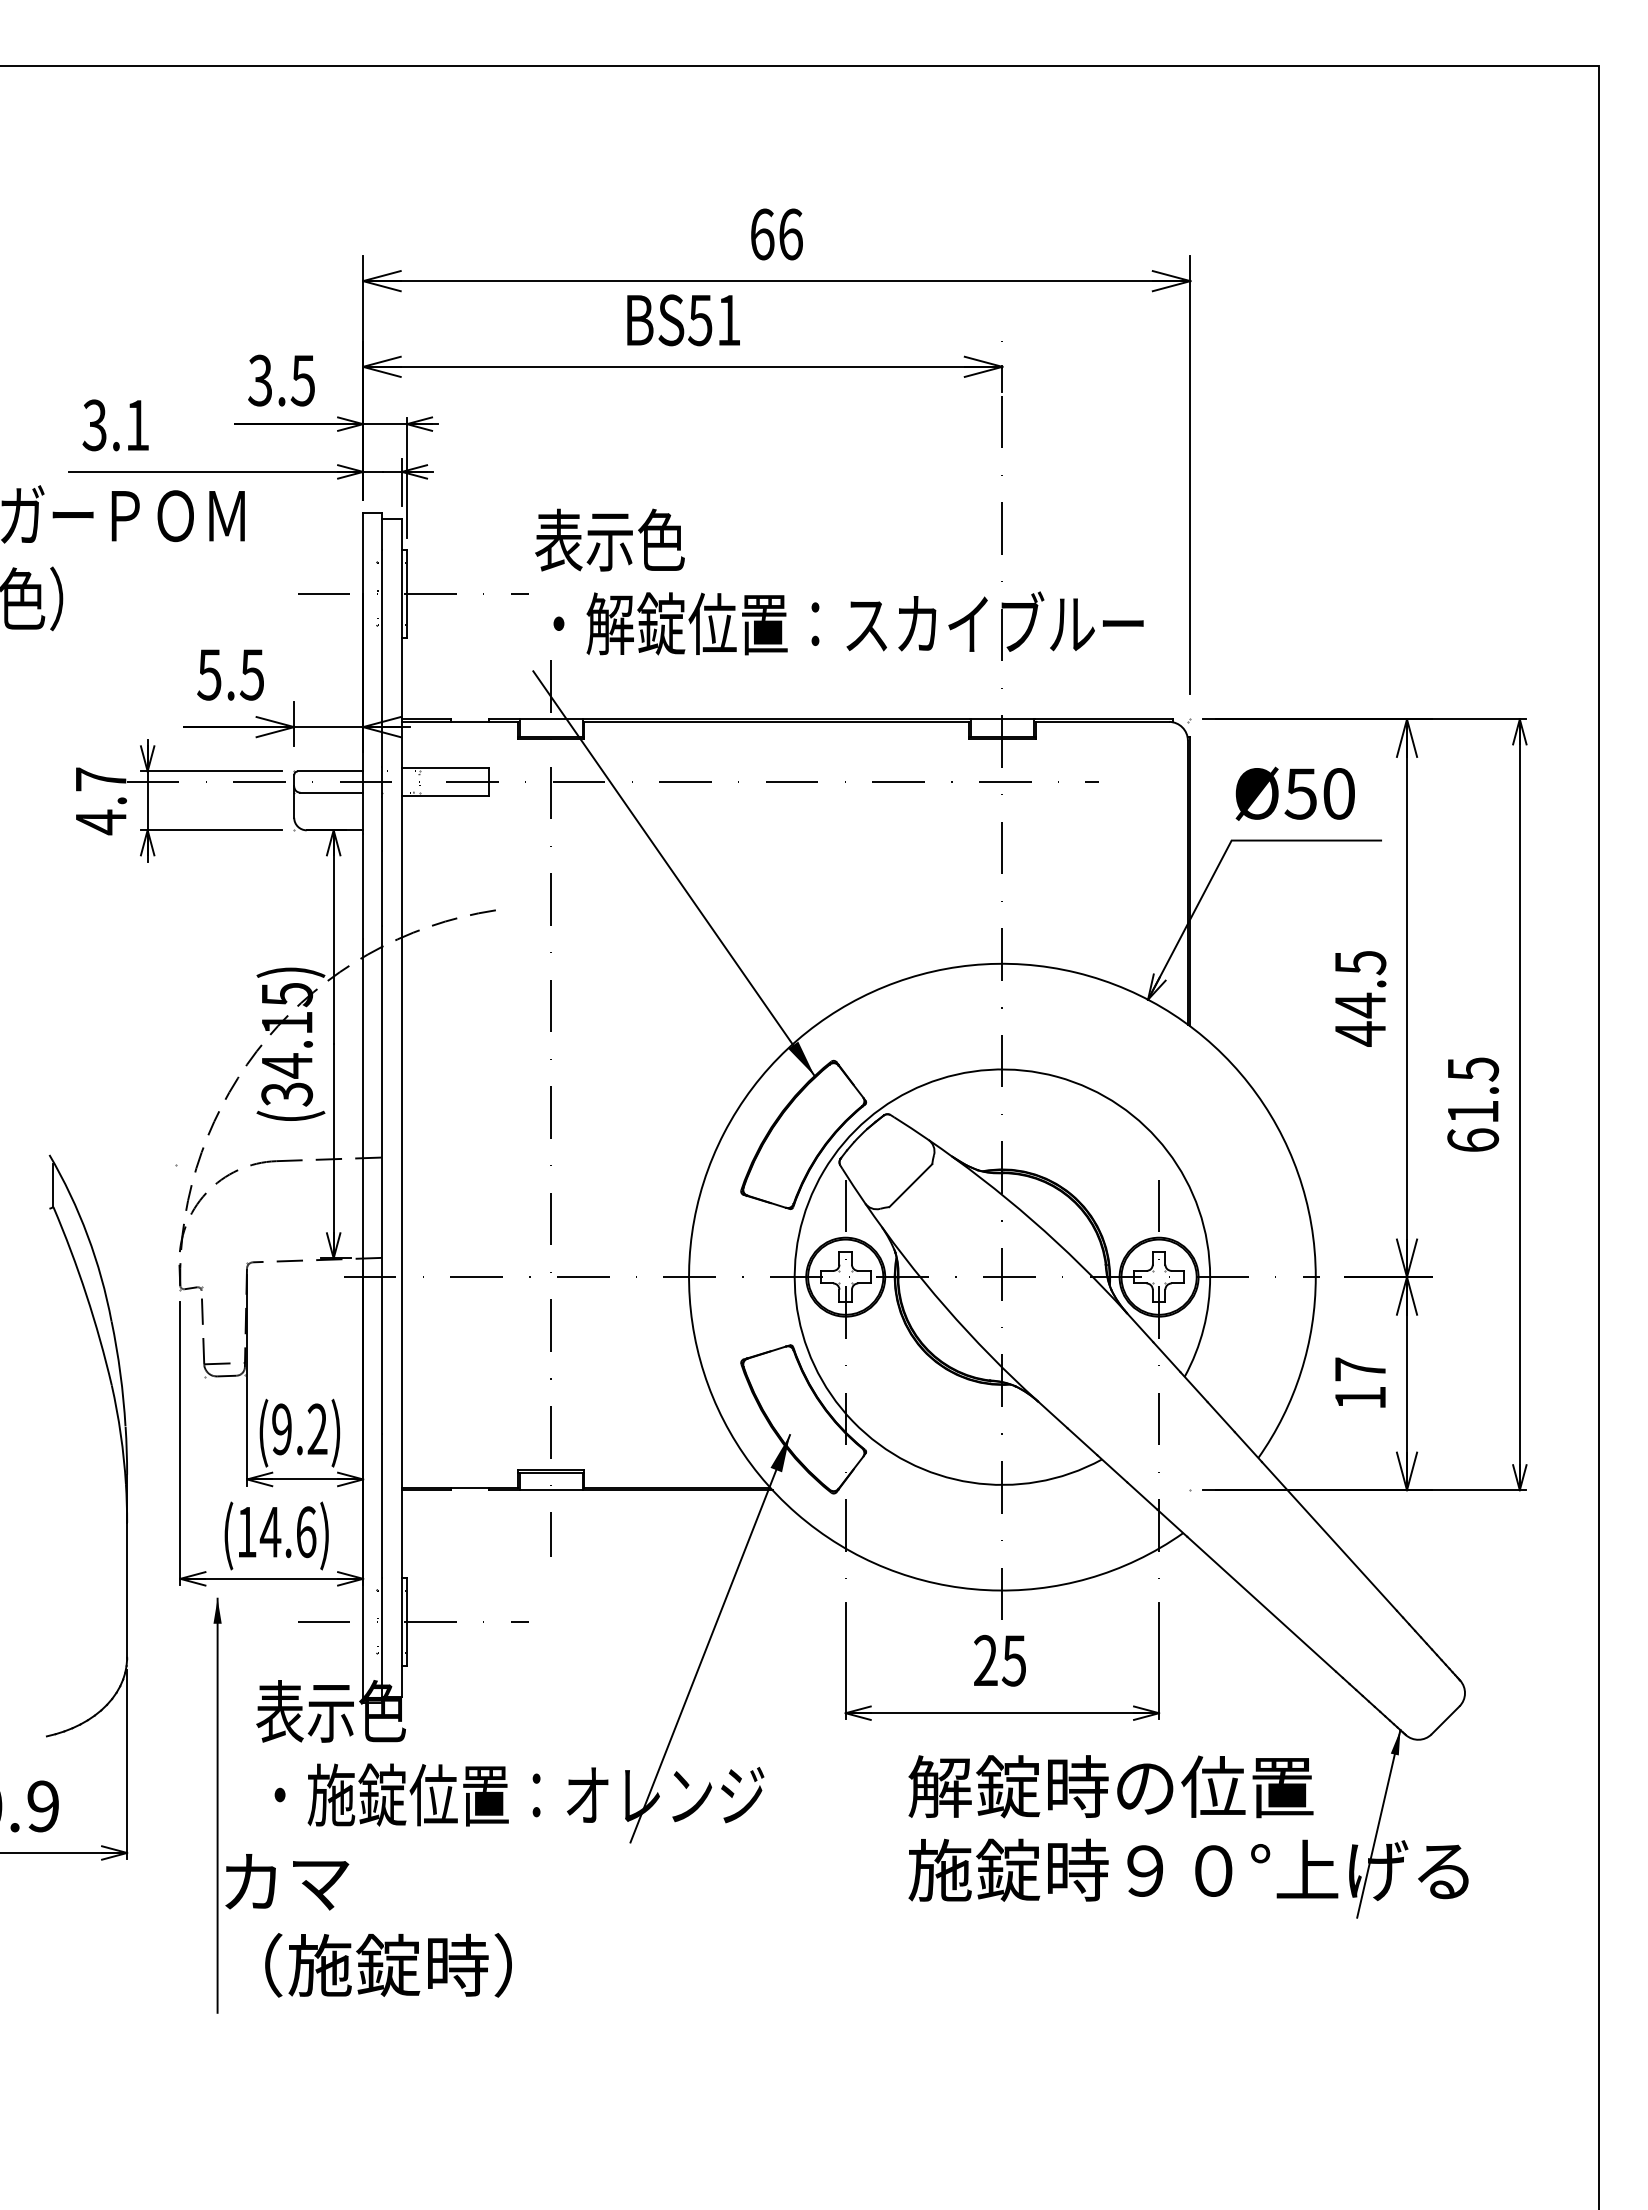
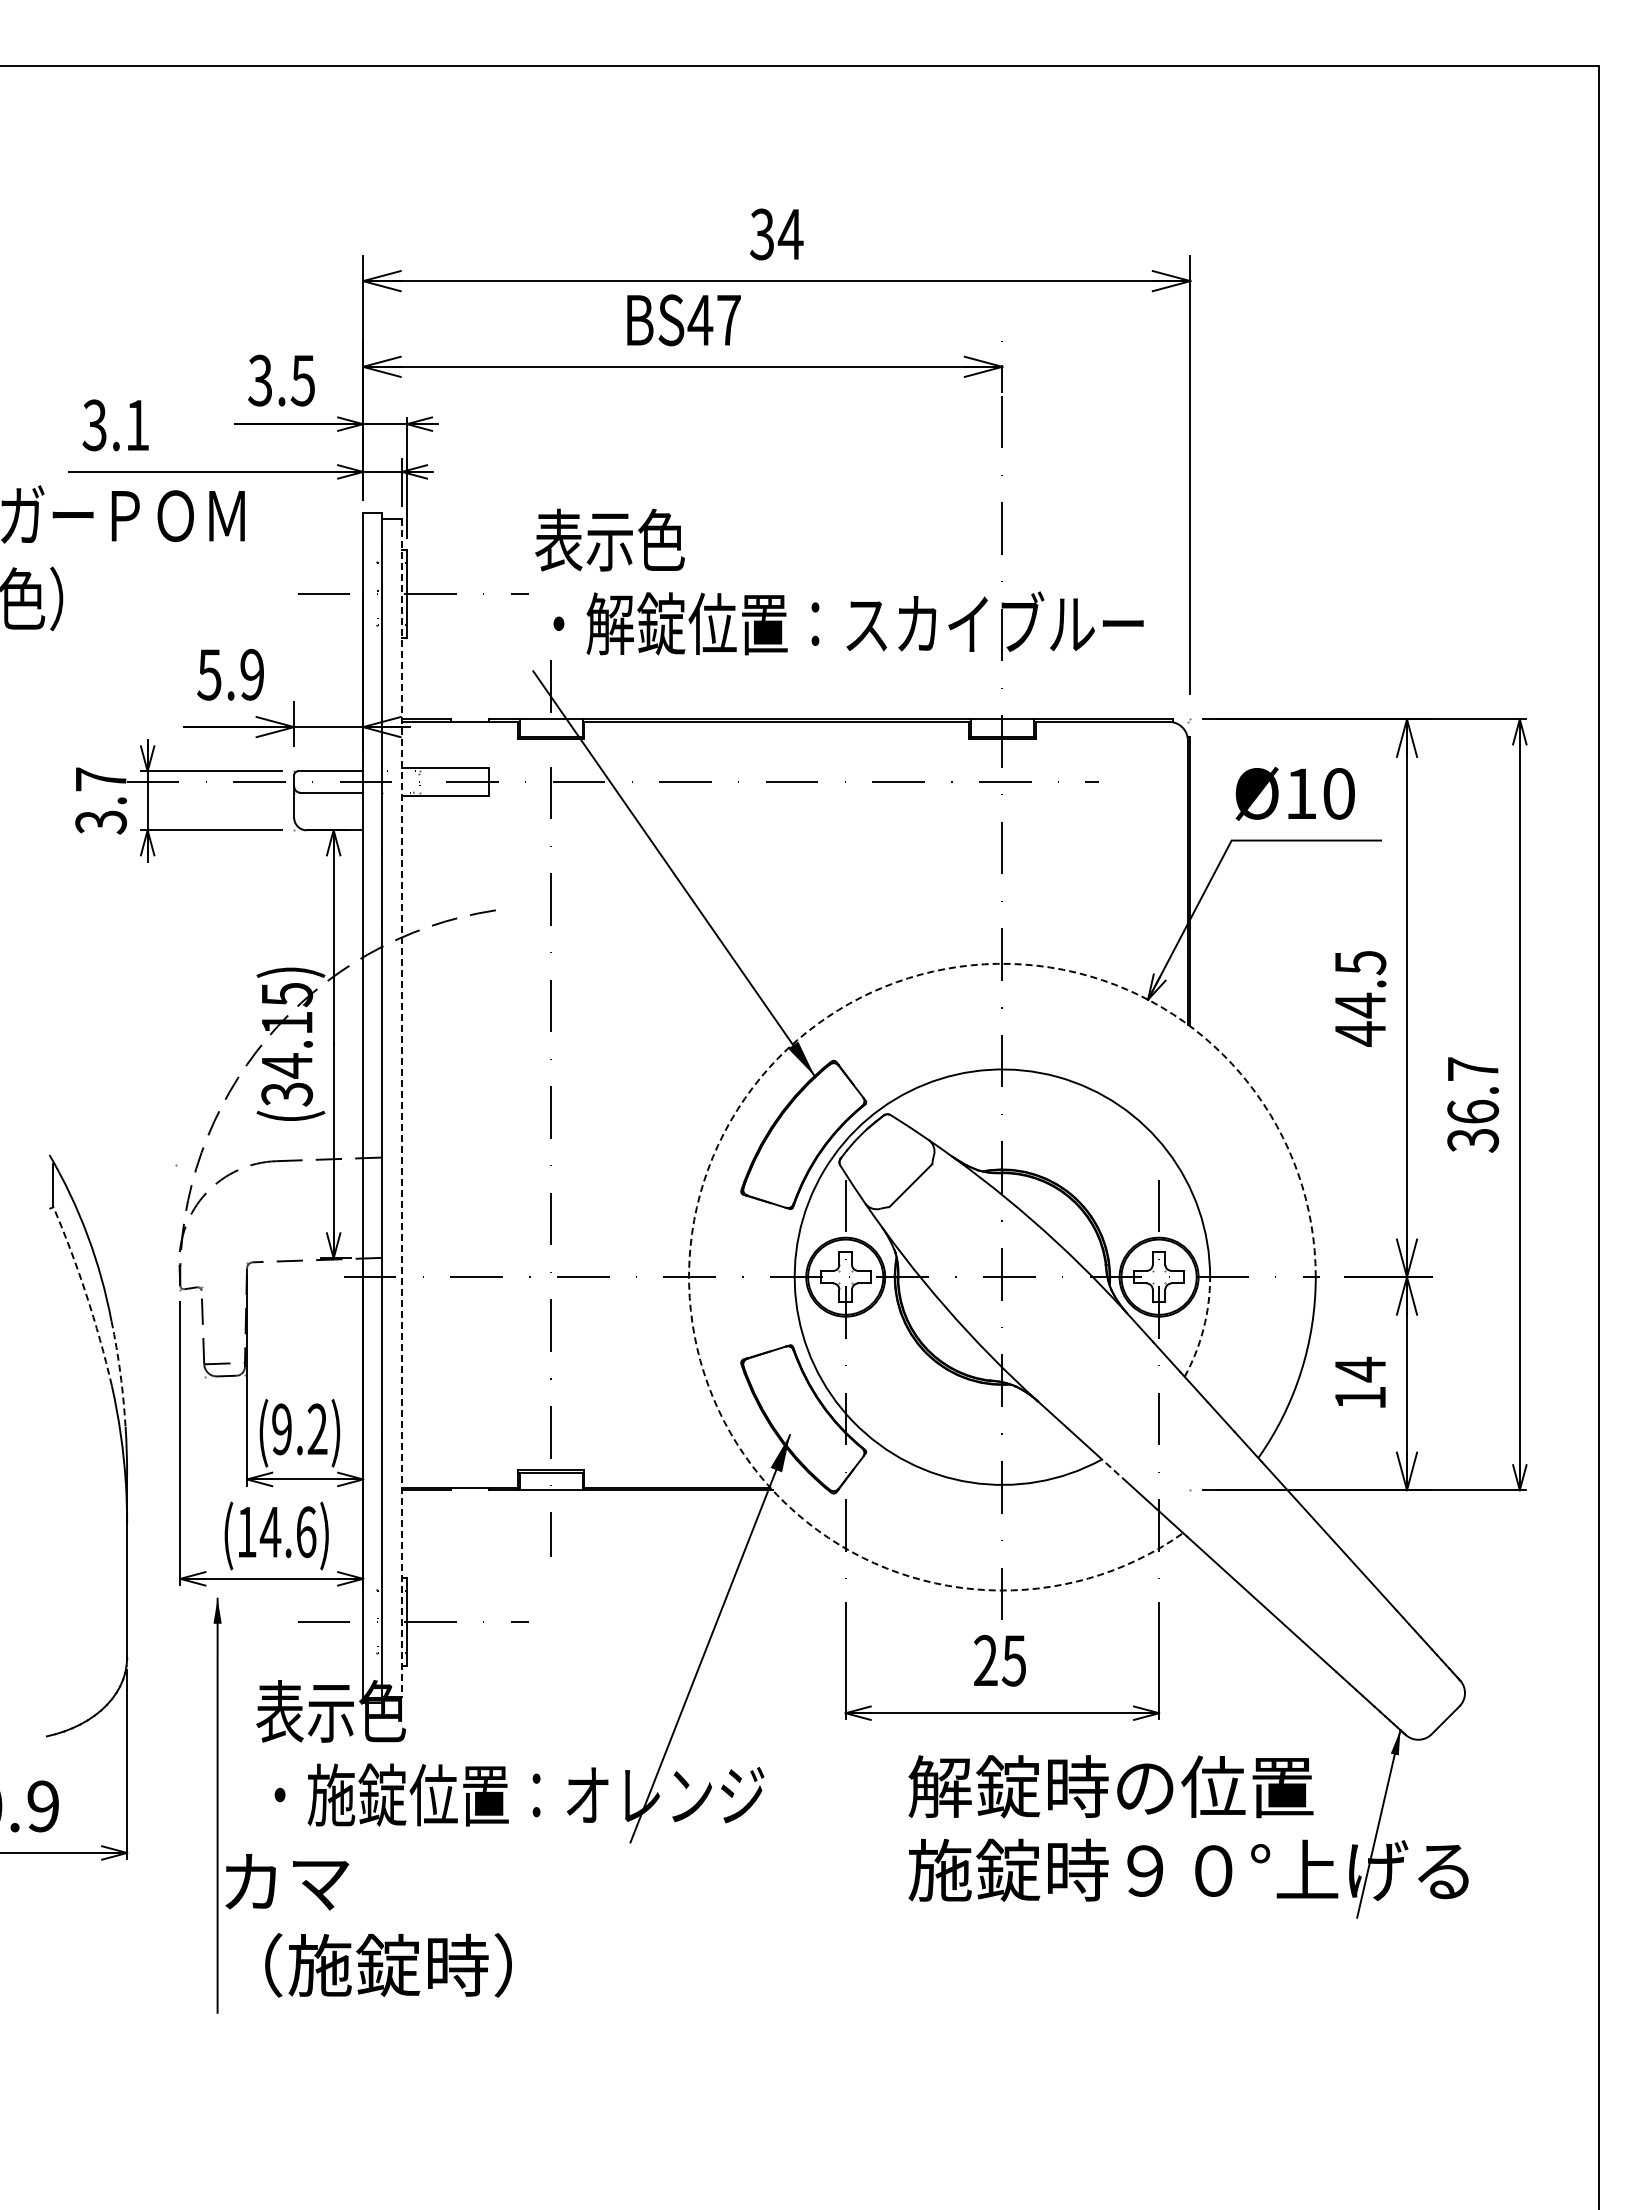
text: 66 -> 34 (776, 234)
text: BS51 -> BS47 (713, 320)
text: 5.5 -> 5.9 (251, 674)
text: Ø50 -> Ø10 (1300, 793)
text: 4.7 -> 3.7 (101, 822)
text: 61.5 -> 36.7 (1473, 1104)
line: solid -> dashed (402, 1108)
arc: solid -> dashed (724, 1133)
arc: solid -> dashed (86, 1294)
arc: solid -> dashed (1203, 1328)
text: 17 -> 14 (1360, 1369)
arc: solid -> dashed (120, 1373)
line: solid -> dashed (1112, 1468)
